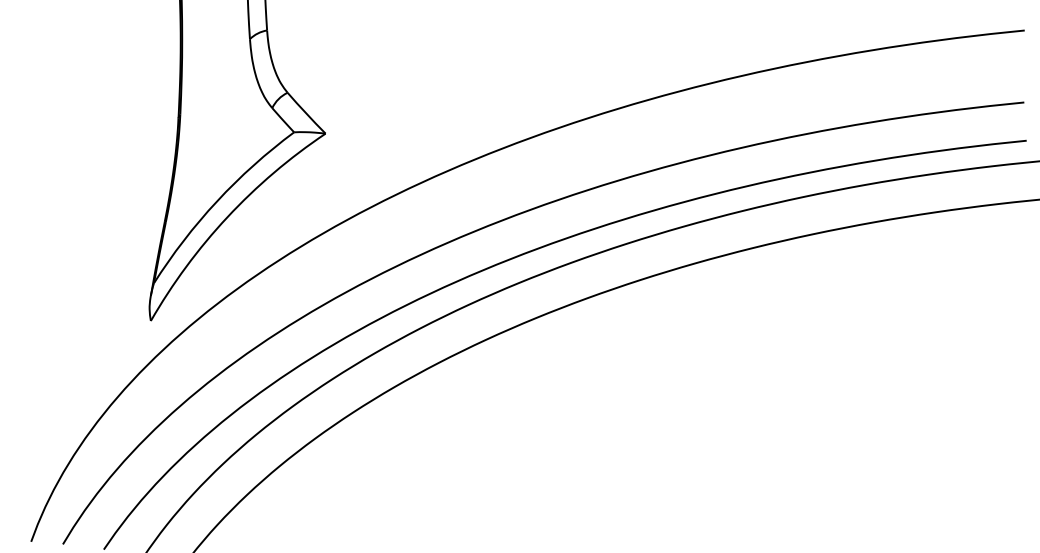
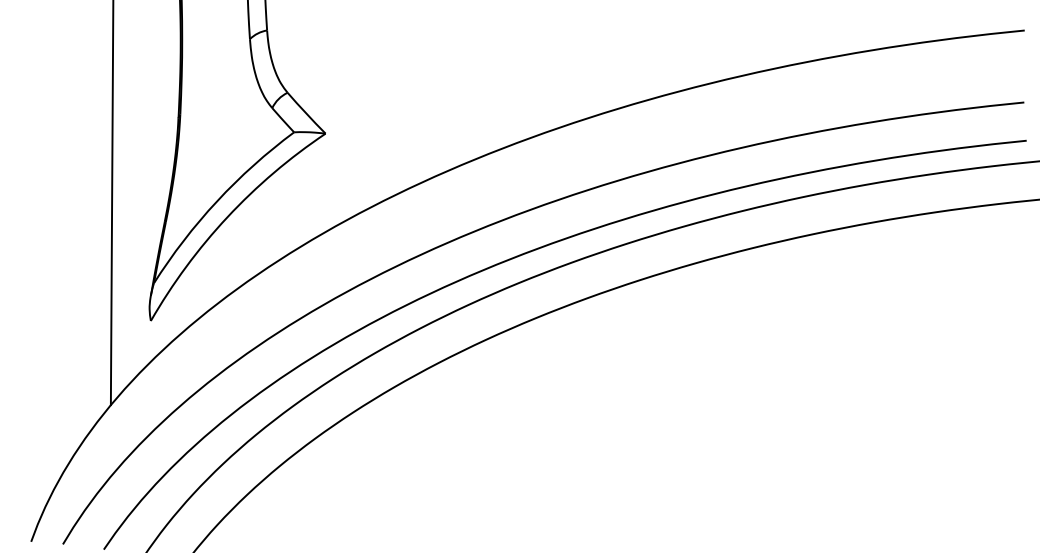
line: none -> present (111, 203)
